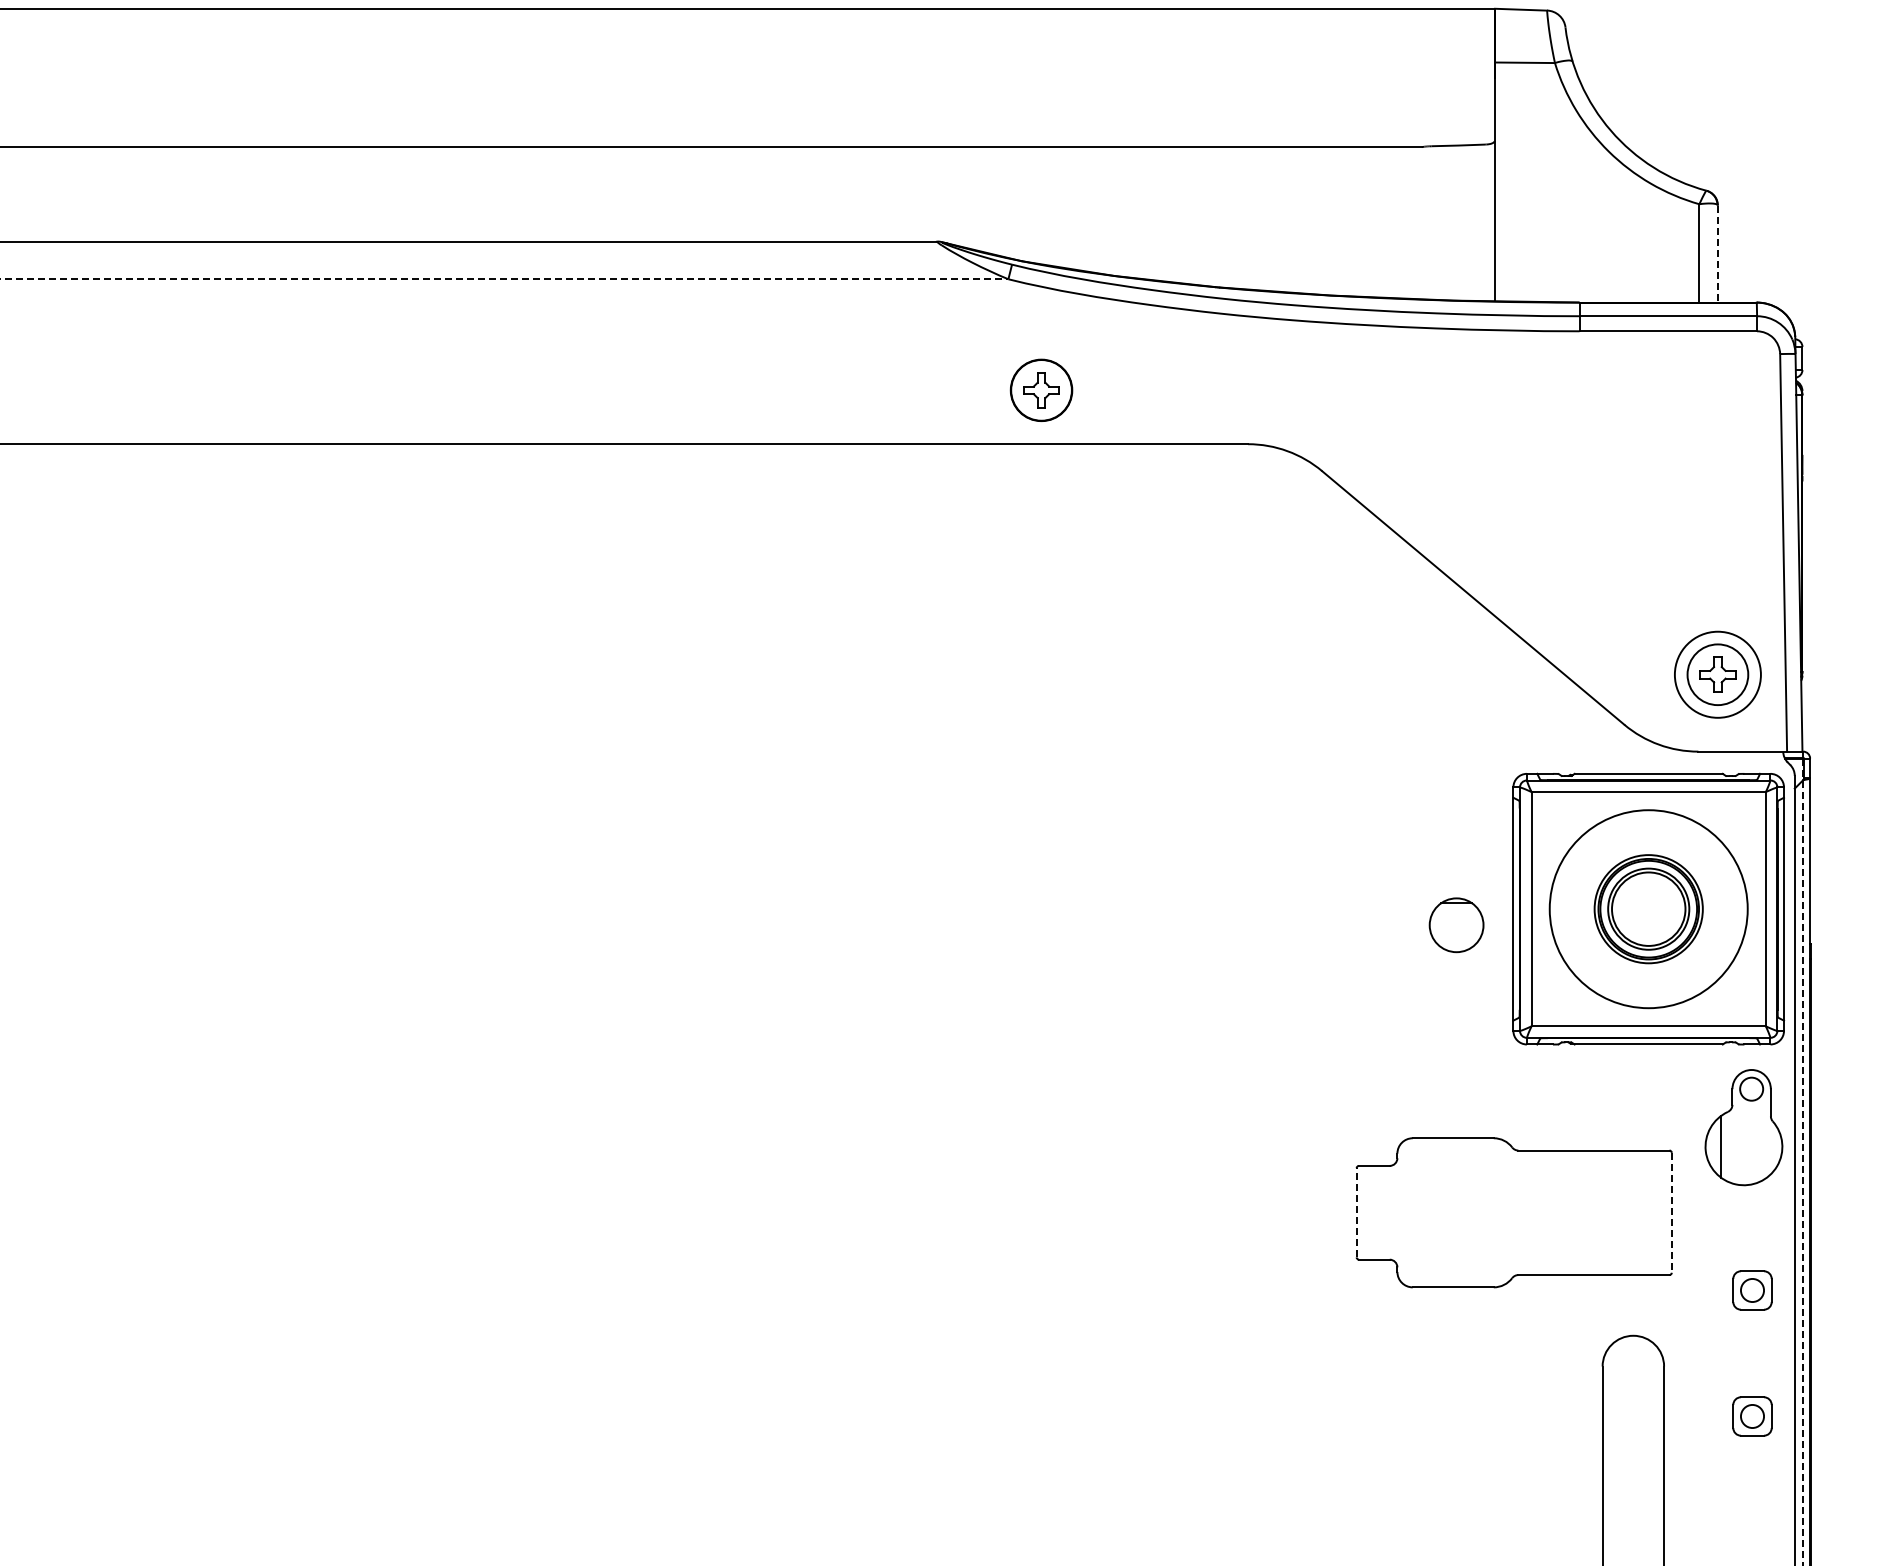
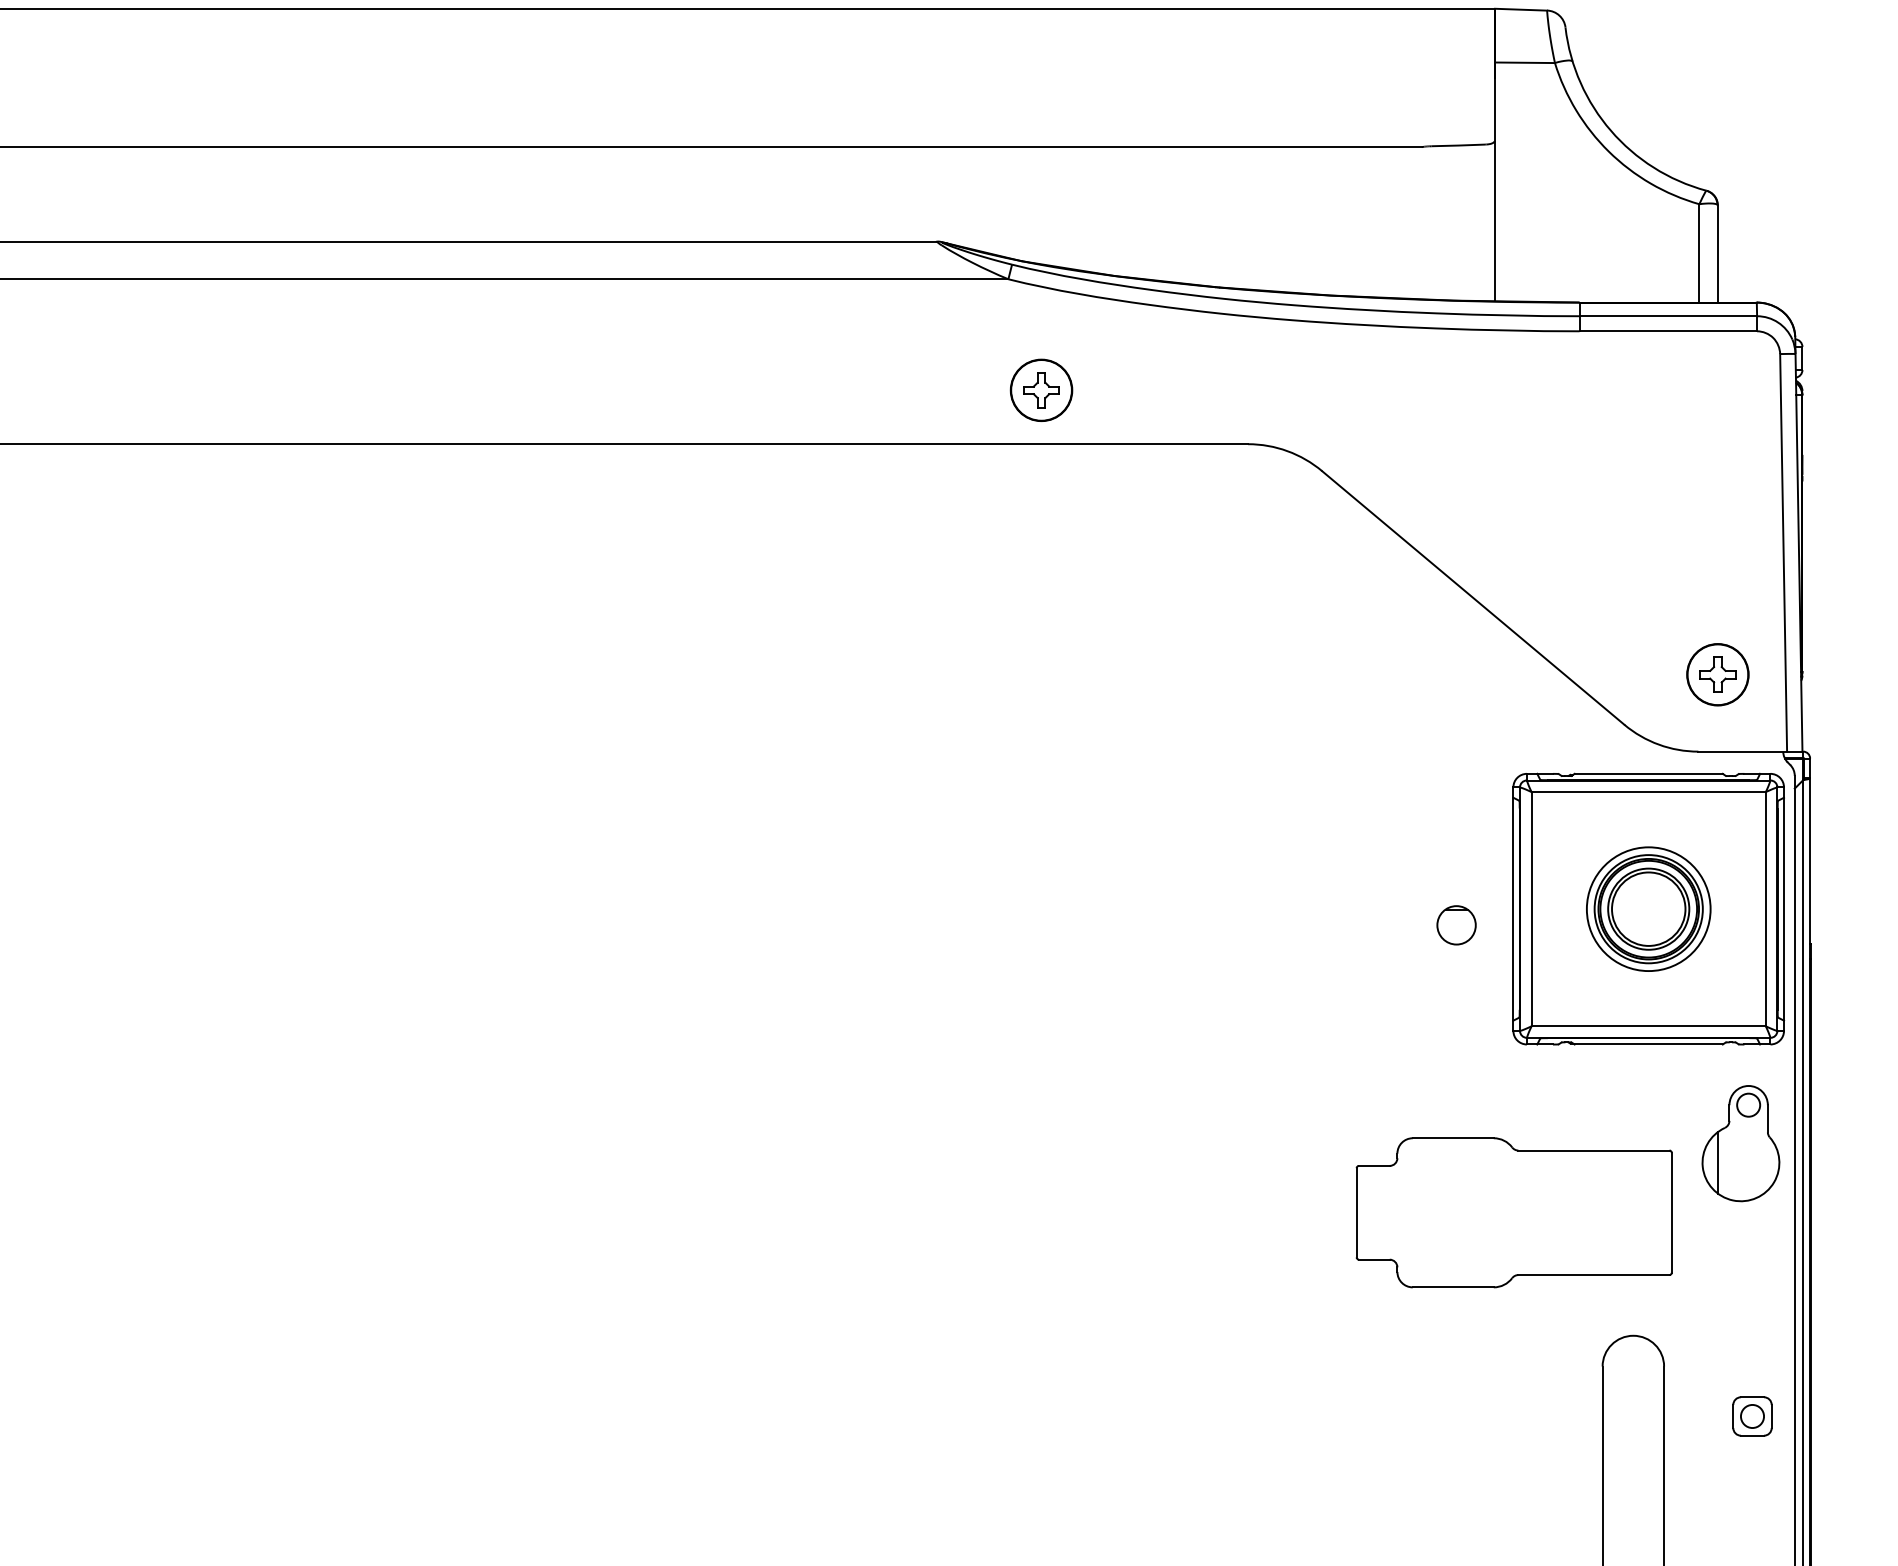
line: dashed -> solid (1717, 254)
line: dashed -> solid (504, 279)
circle diameter: 86 px -> 61 px (1717, 674)
circle diameter: 198 px -> 124 px (1648, 909)
part size: 57x57 px -> 41x41 px (1456, 925)
part position: (1743, 1127) -> (1740, 1143) (1740, 1143)
line: dashed -> solid (1803, 1162)
line: dashed -> solid (1356, 1212)
line: dashed -> solid (1671, 1212)
part: present -> none (1752, 1290)
